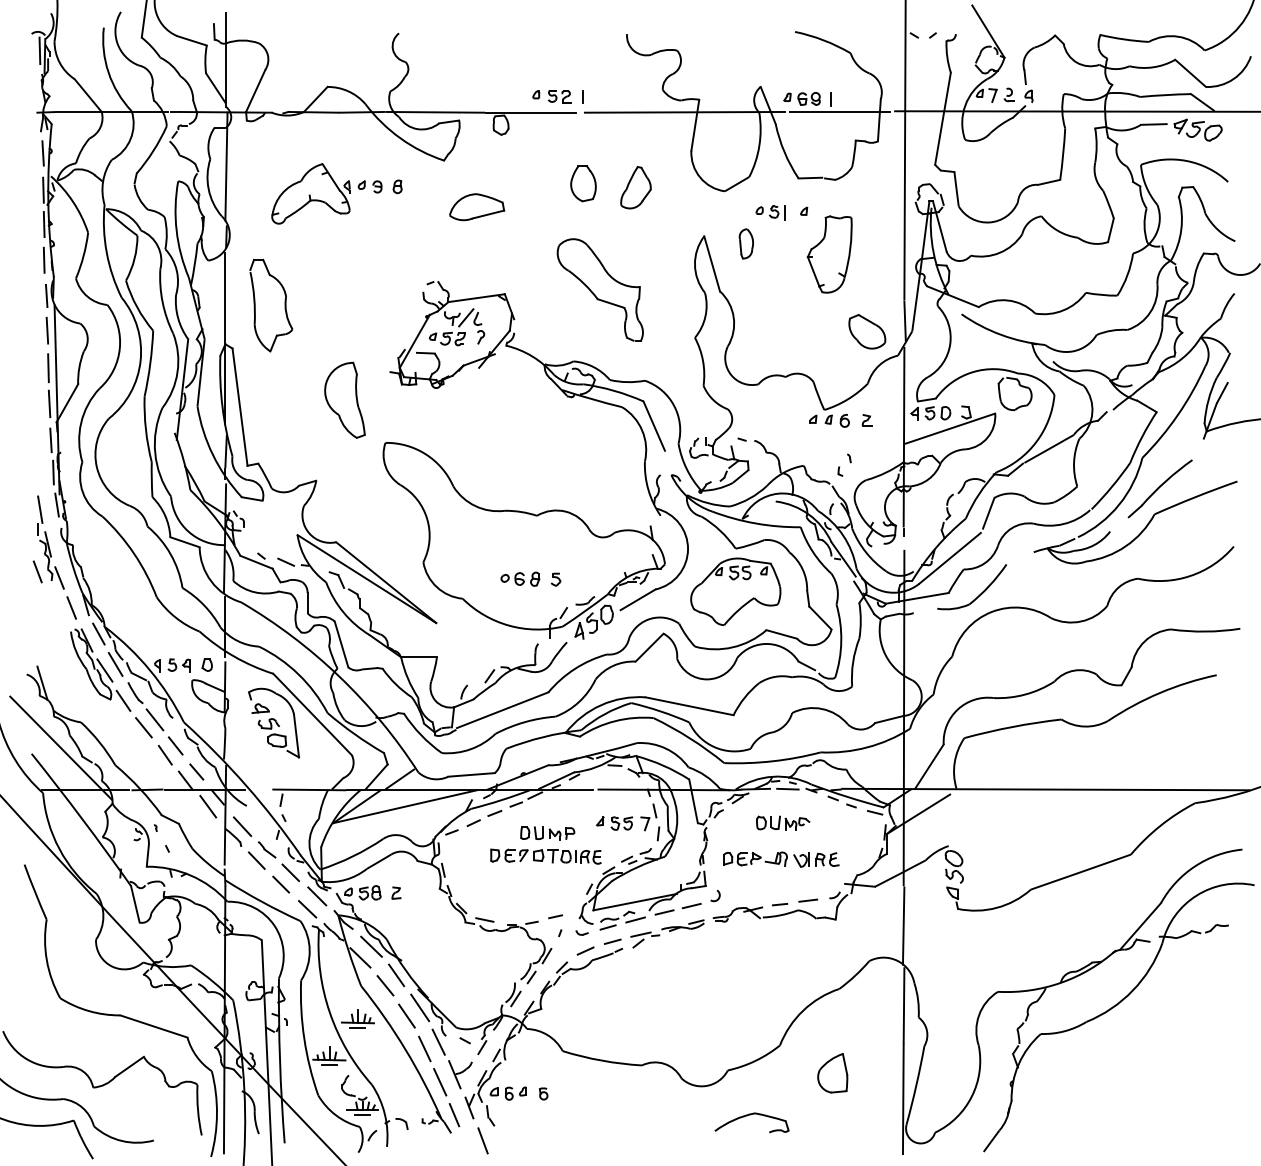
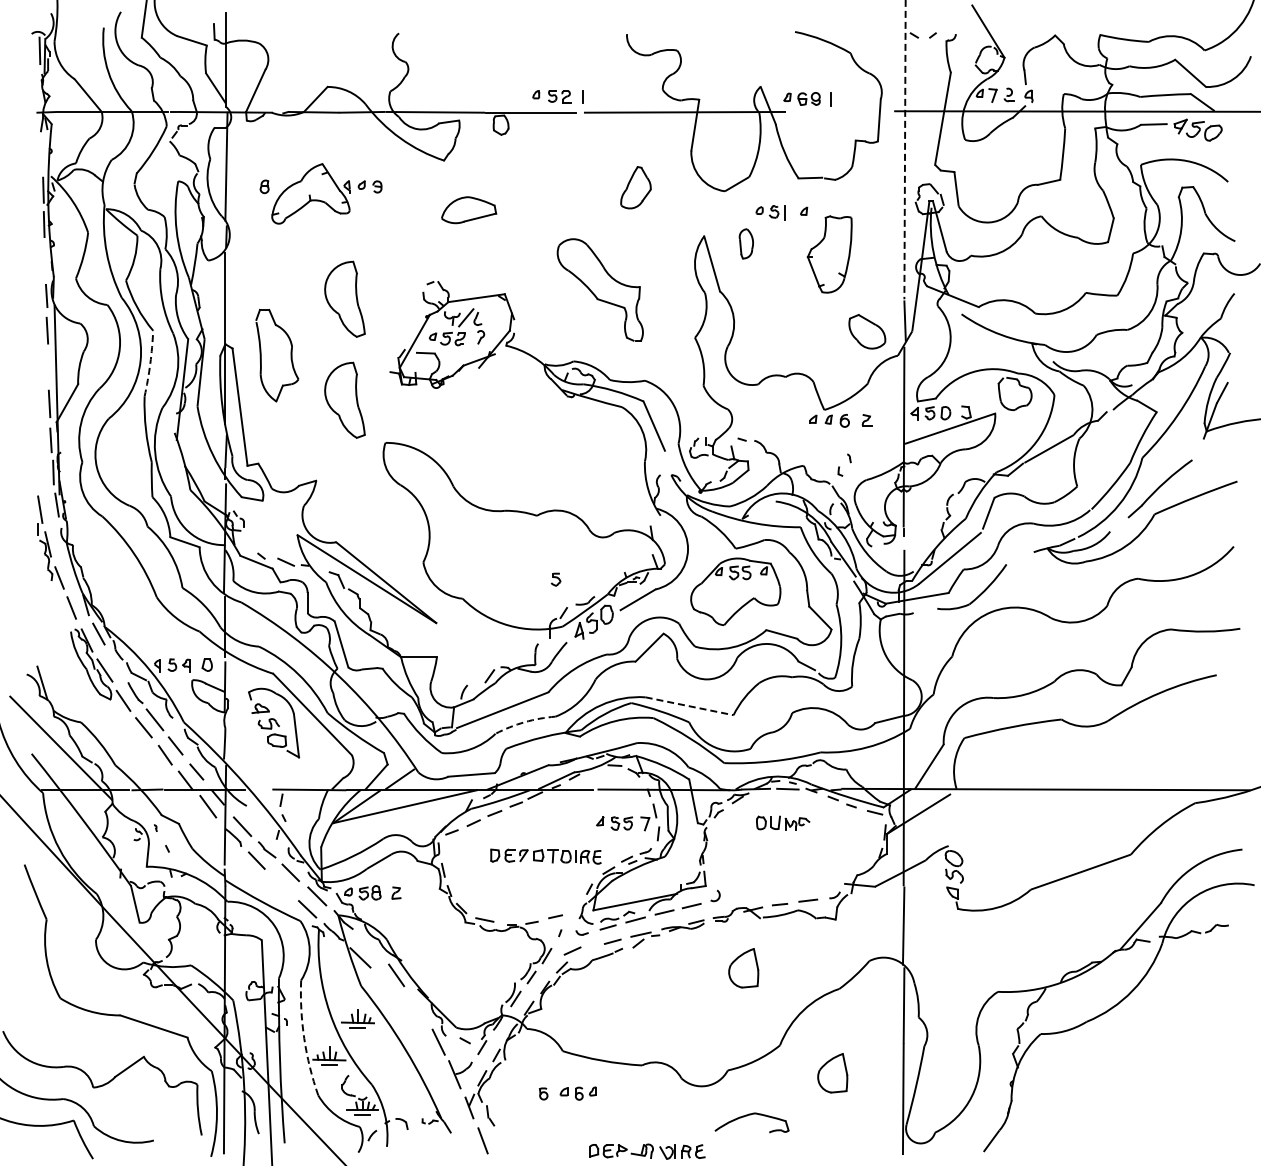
line: present -> none (840, 111)
line: solid -> dashed (905, 150)
line: present -> none (42, 153)
part: present -> none (583, 183)
part position: (397, 186) -> (264, 186) (264, 186)
part position: (477, 207) -> (469, 210) (469, 210)
line: present -> none (43, 259)
part: none -> present (344, 298)
part position: (284, 305) -> (290, 355) (290, 355)
arc: solid -> dashed (150, 363)
line: present -> none (48, 368)
line: present -> none (37, 571)
part: present -> none (520, 578)
line: present -> none (115, 664)
line: solid -> dashed (689, 706)
arc: solid -> dashed (524, 722)
part: present -> none (547, 833)
part position: (781, 859) -> (647, 1151) (647, 1151)
line: present -> none (281, 884)
line: present -> none (371, 946)
line position: (585, 950) -> (572, 950) (572, 950)
part: none -> present (743, 968)
line: present -> none (385, 985)
line: present -> none (420, 1007)
line: present -> none (406, 1015)
arc: solid -> dashed (304, 1038)
line: present -> none (424, 1048)
line: present -> none (440, 1082)
part position: (507, 1093) -> (577, 1093) (577, 1093)
line: present -> none (454, 1115)
